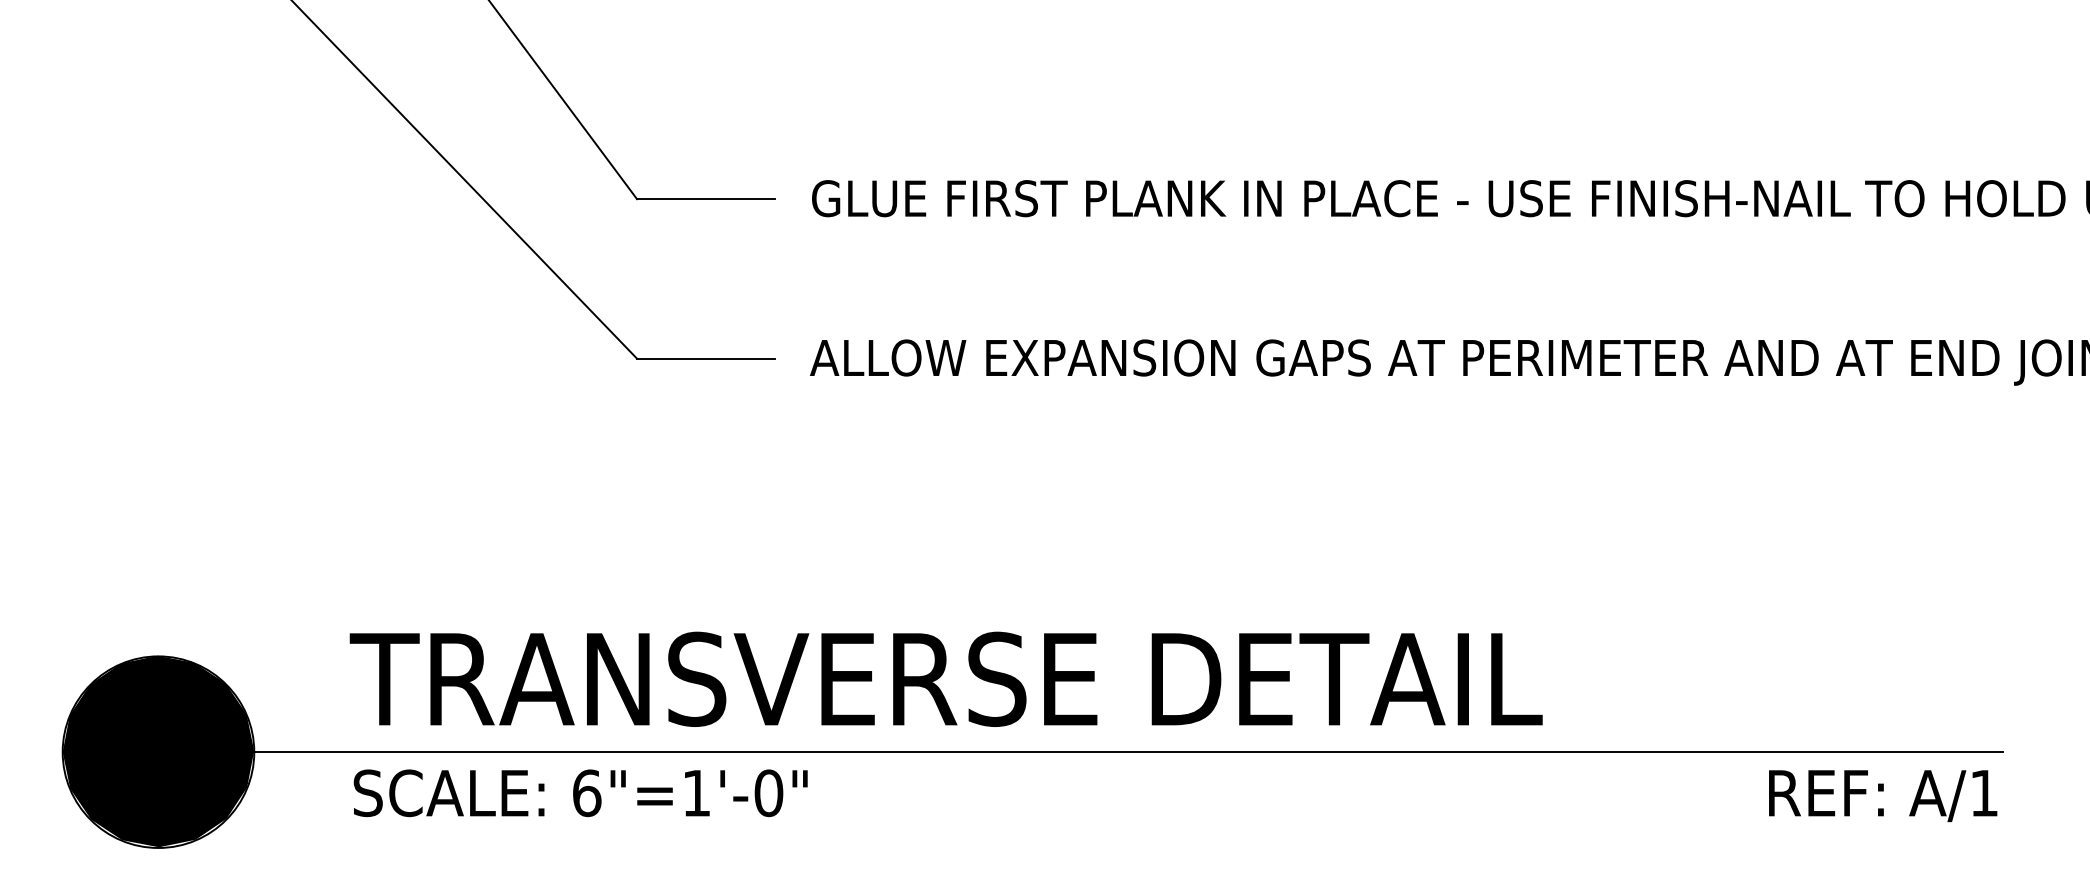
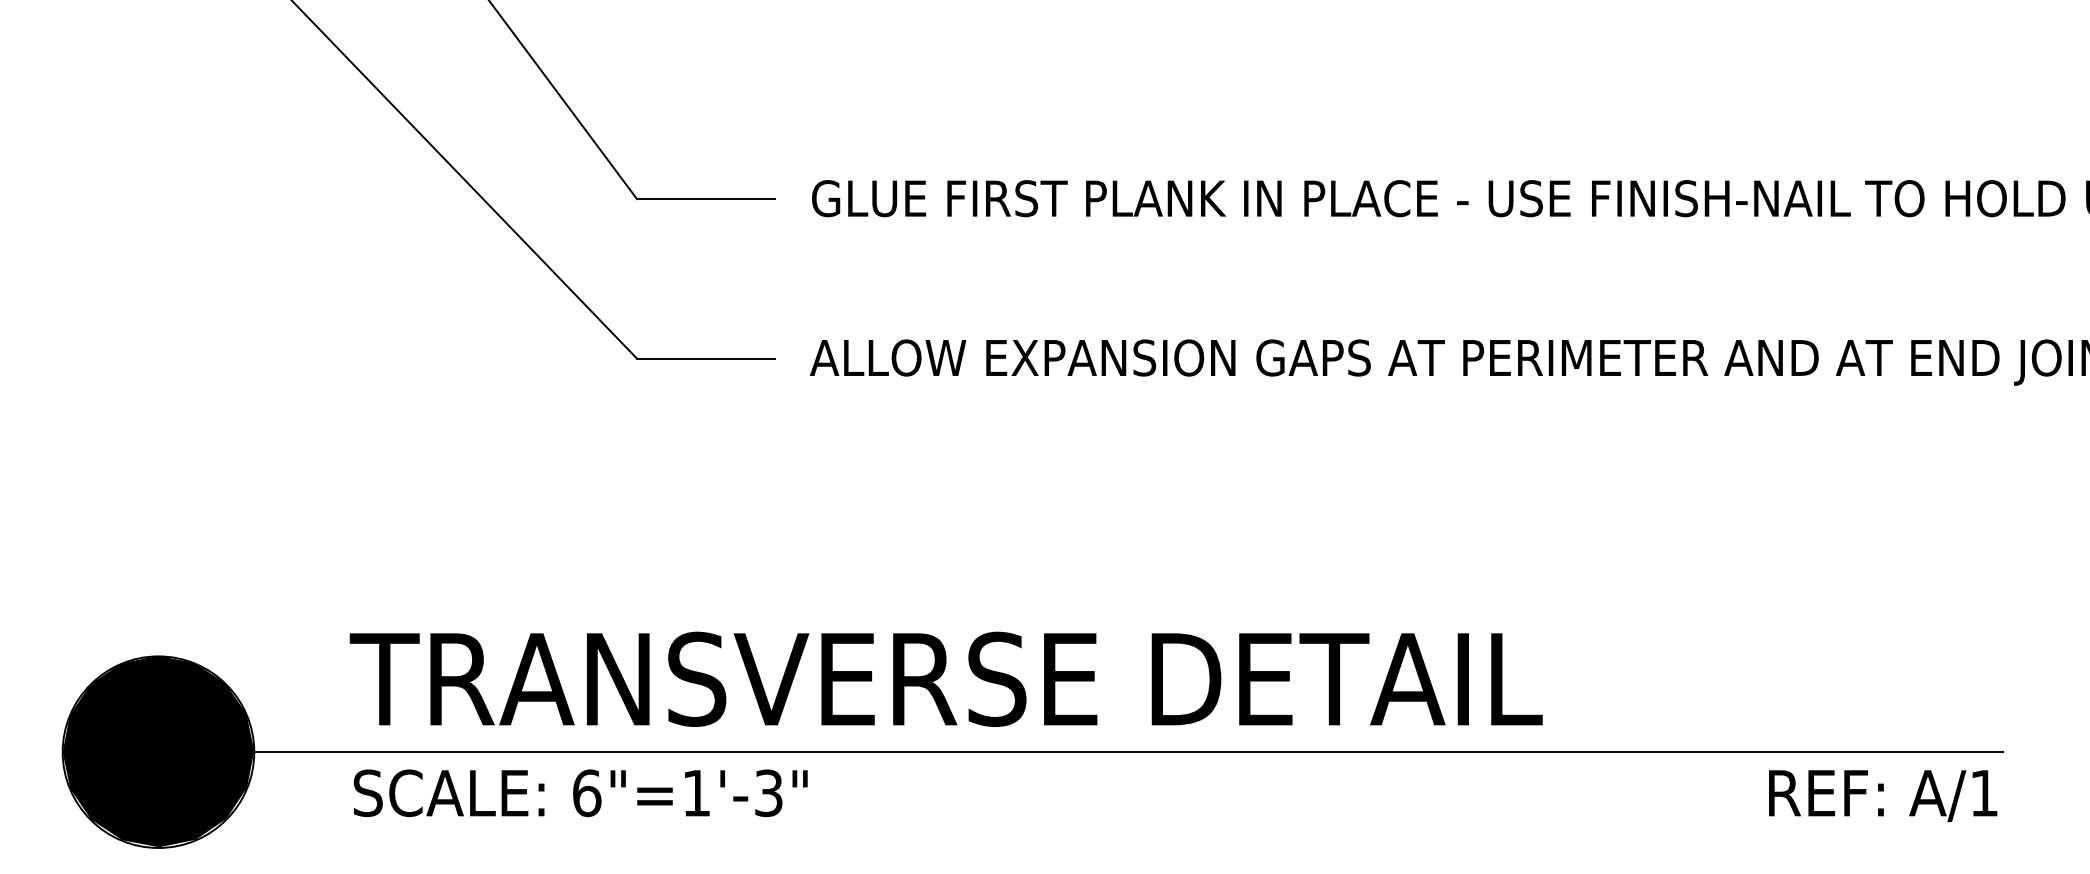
text: 6"=1'-0" -> 6"=1'-3" (768, 793)
